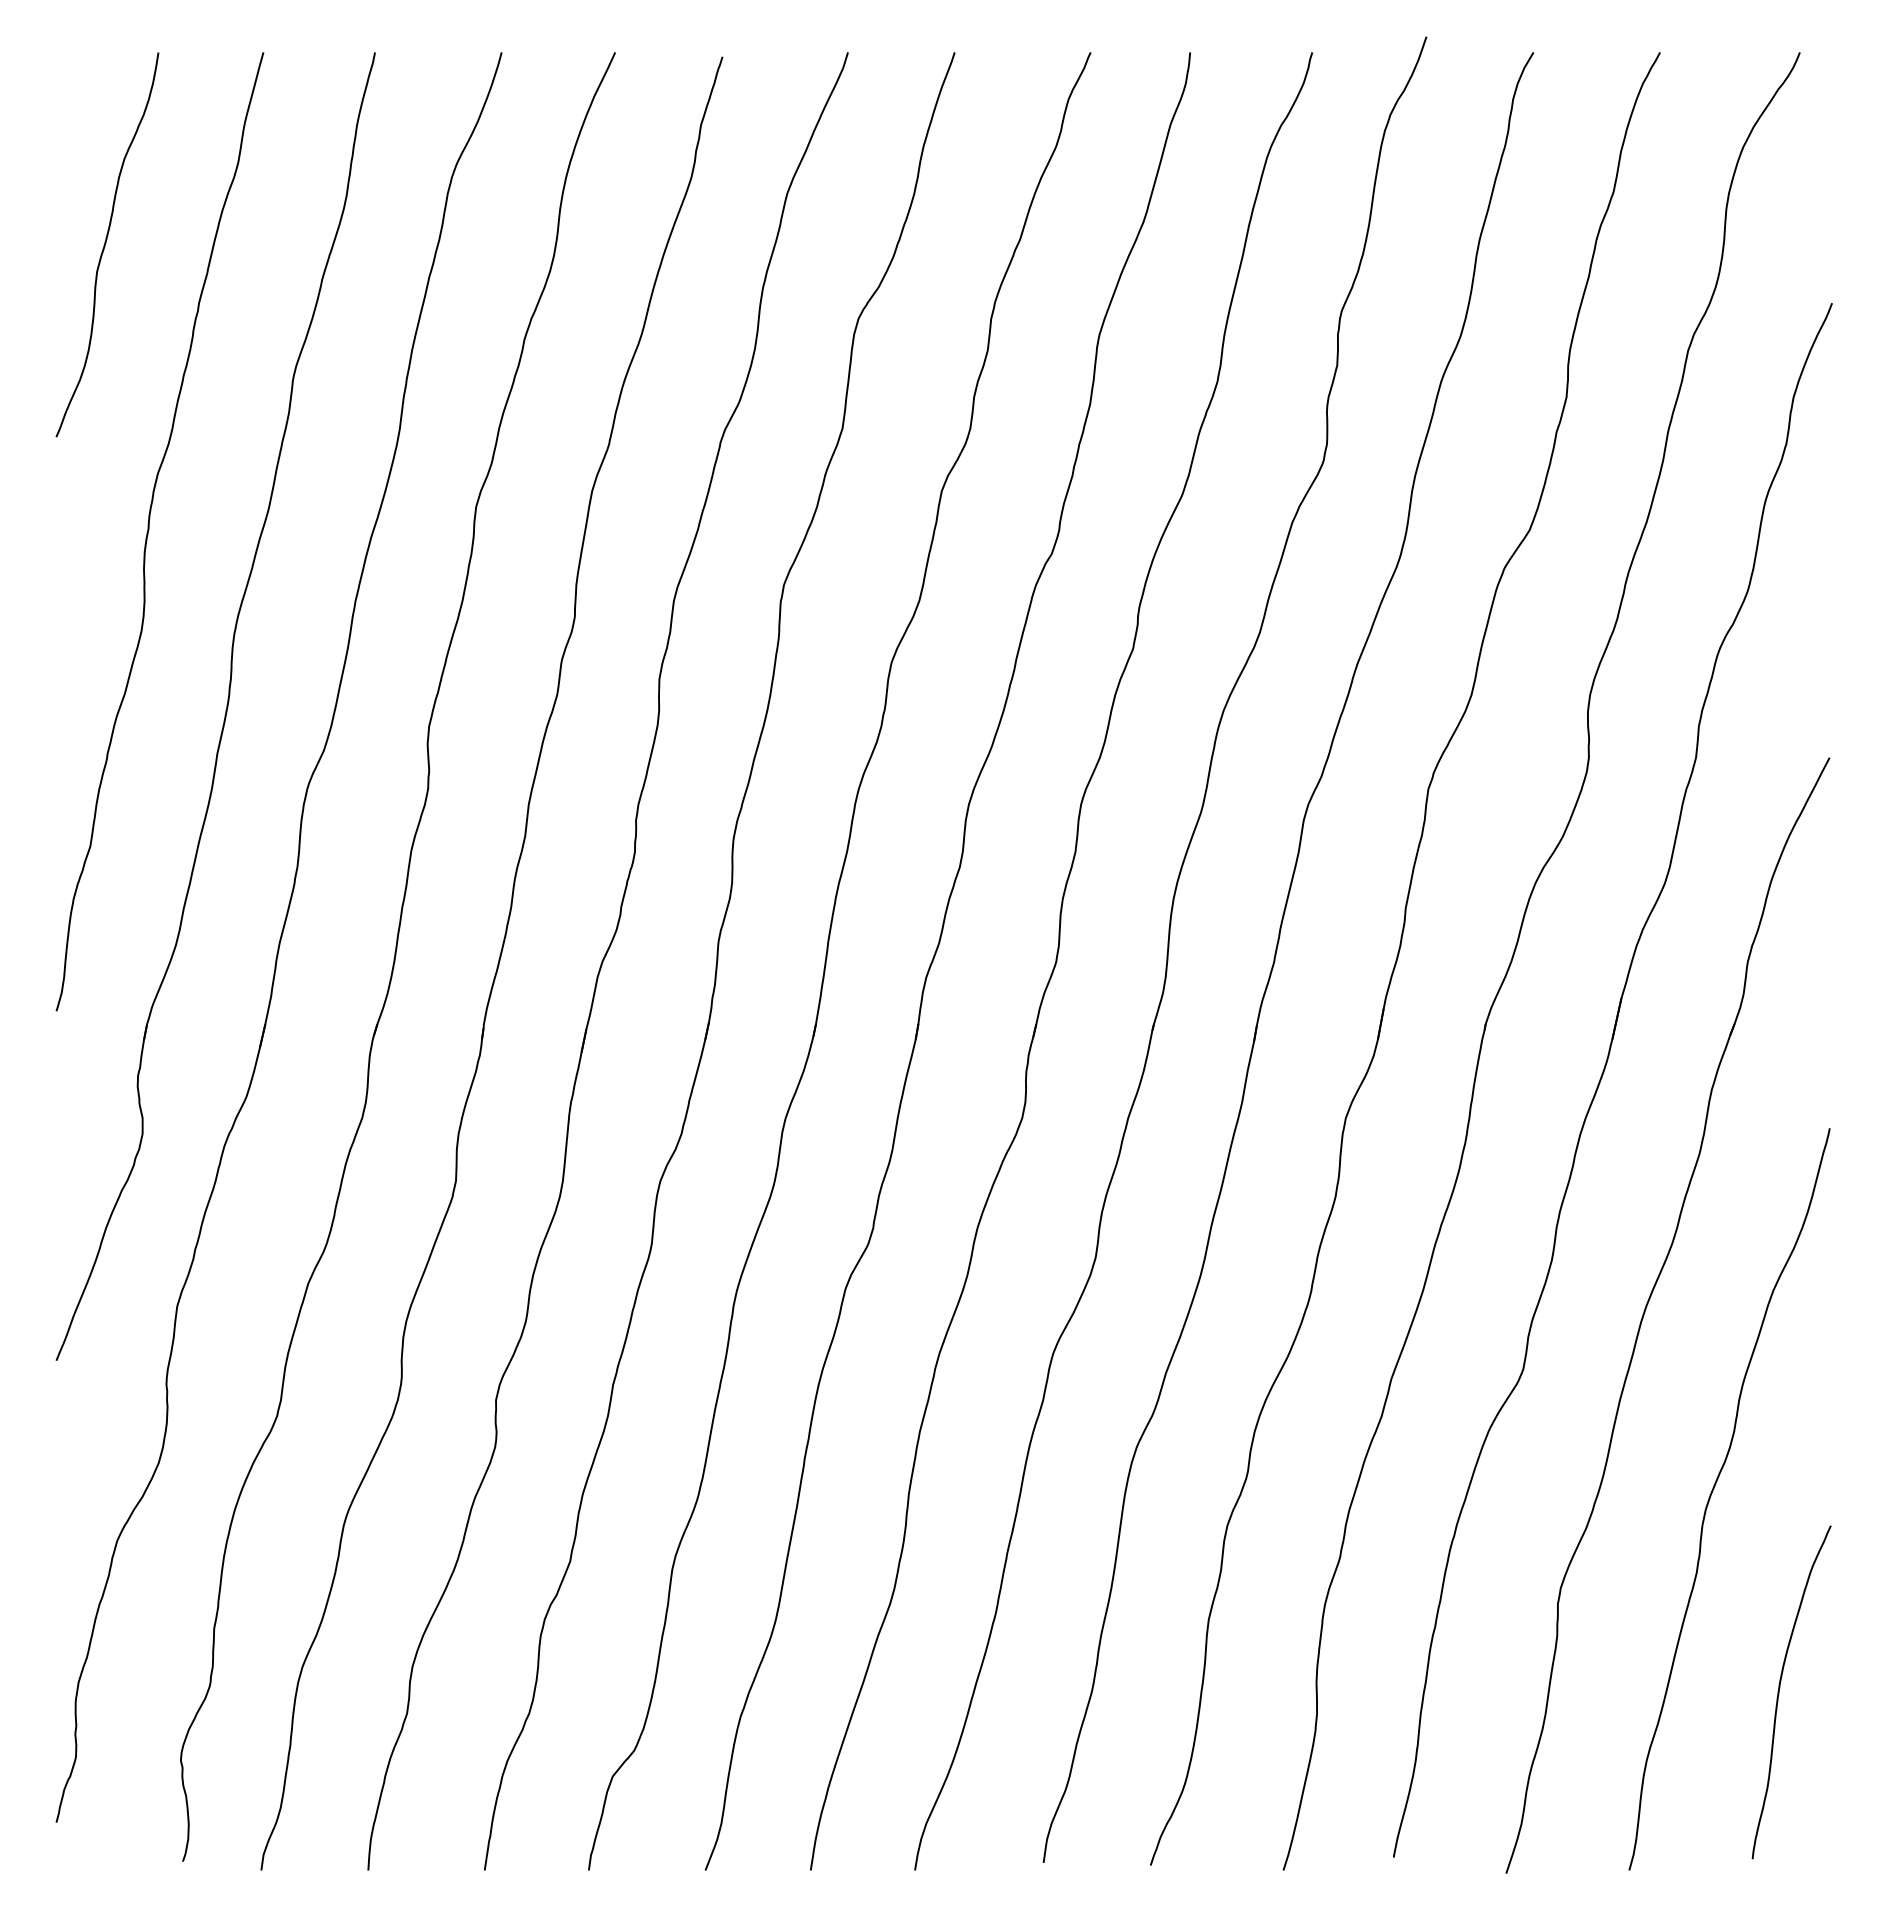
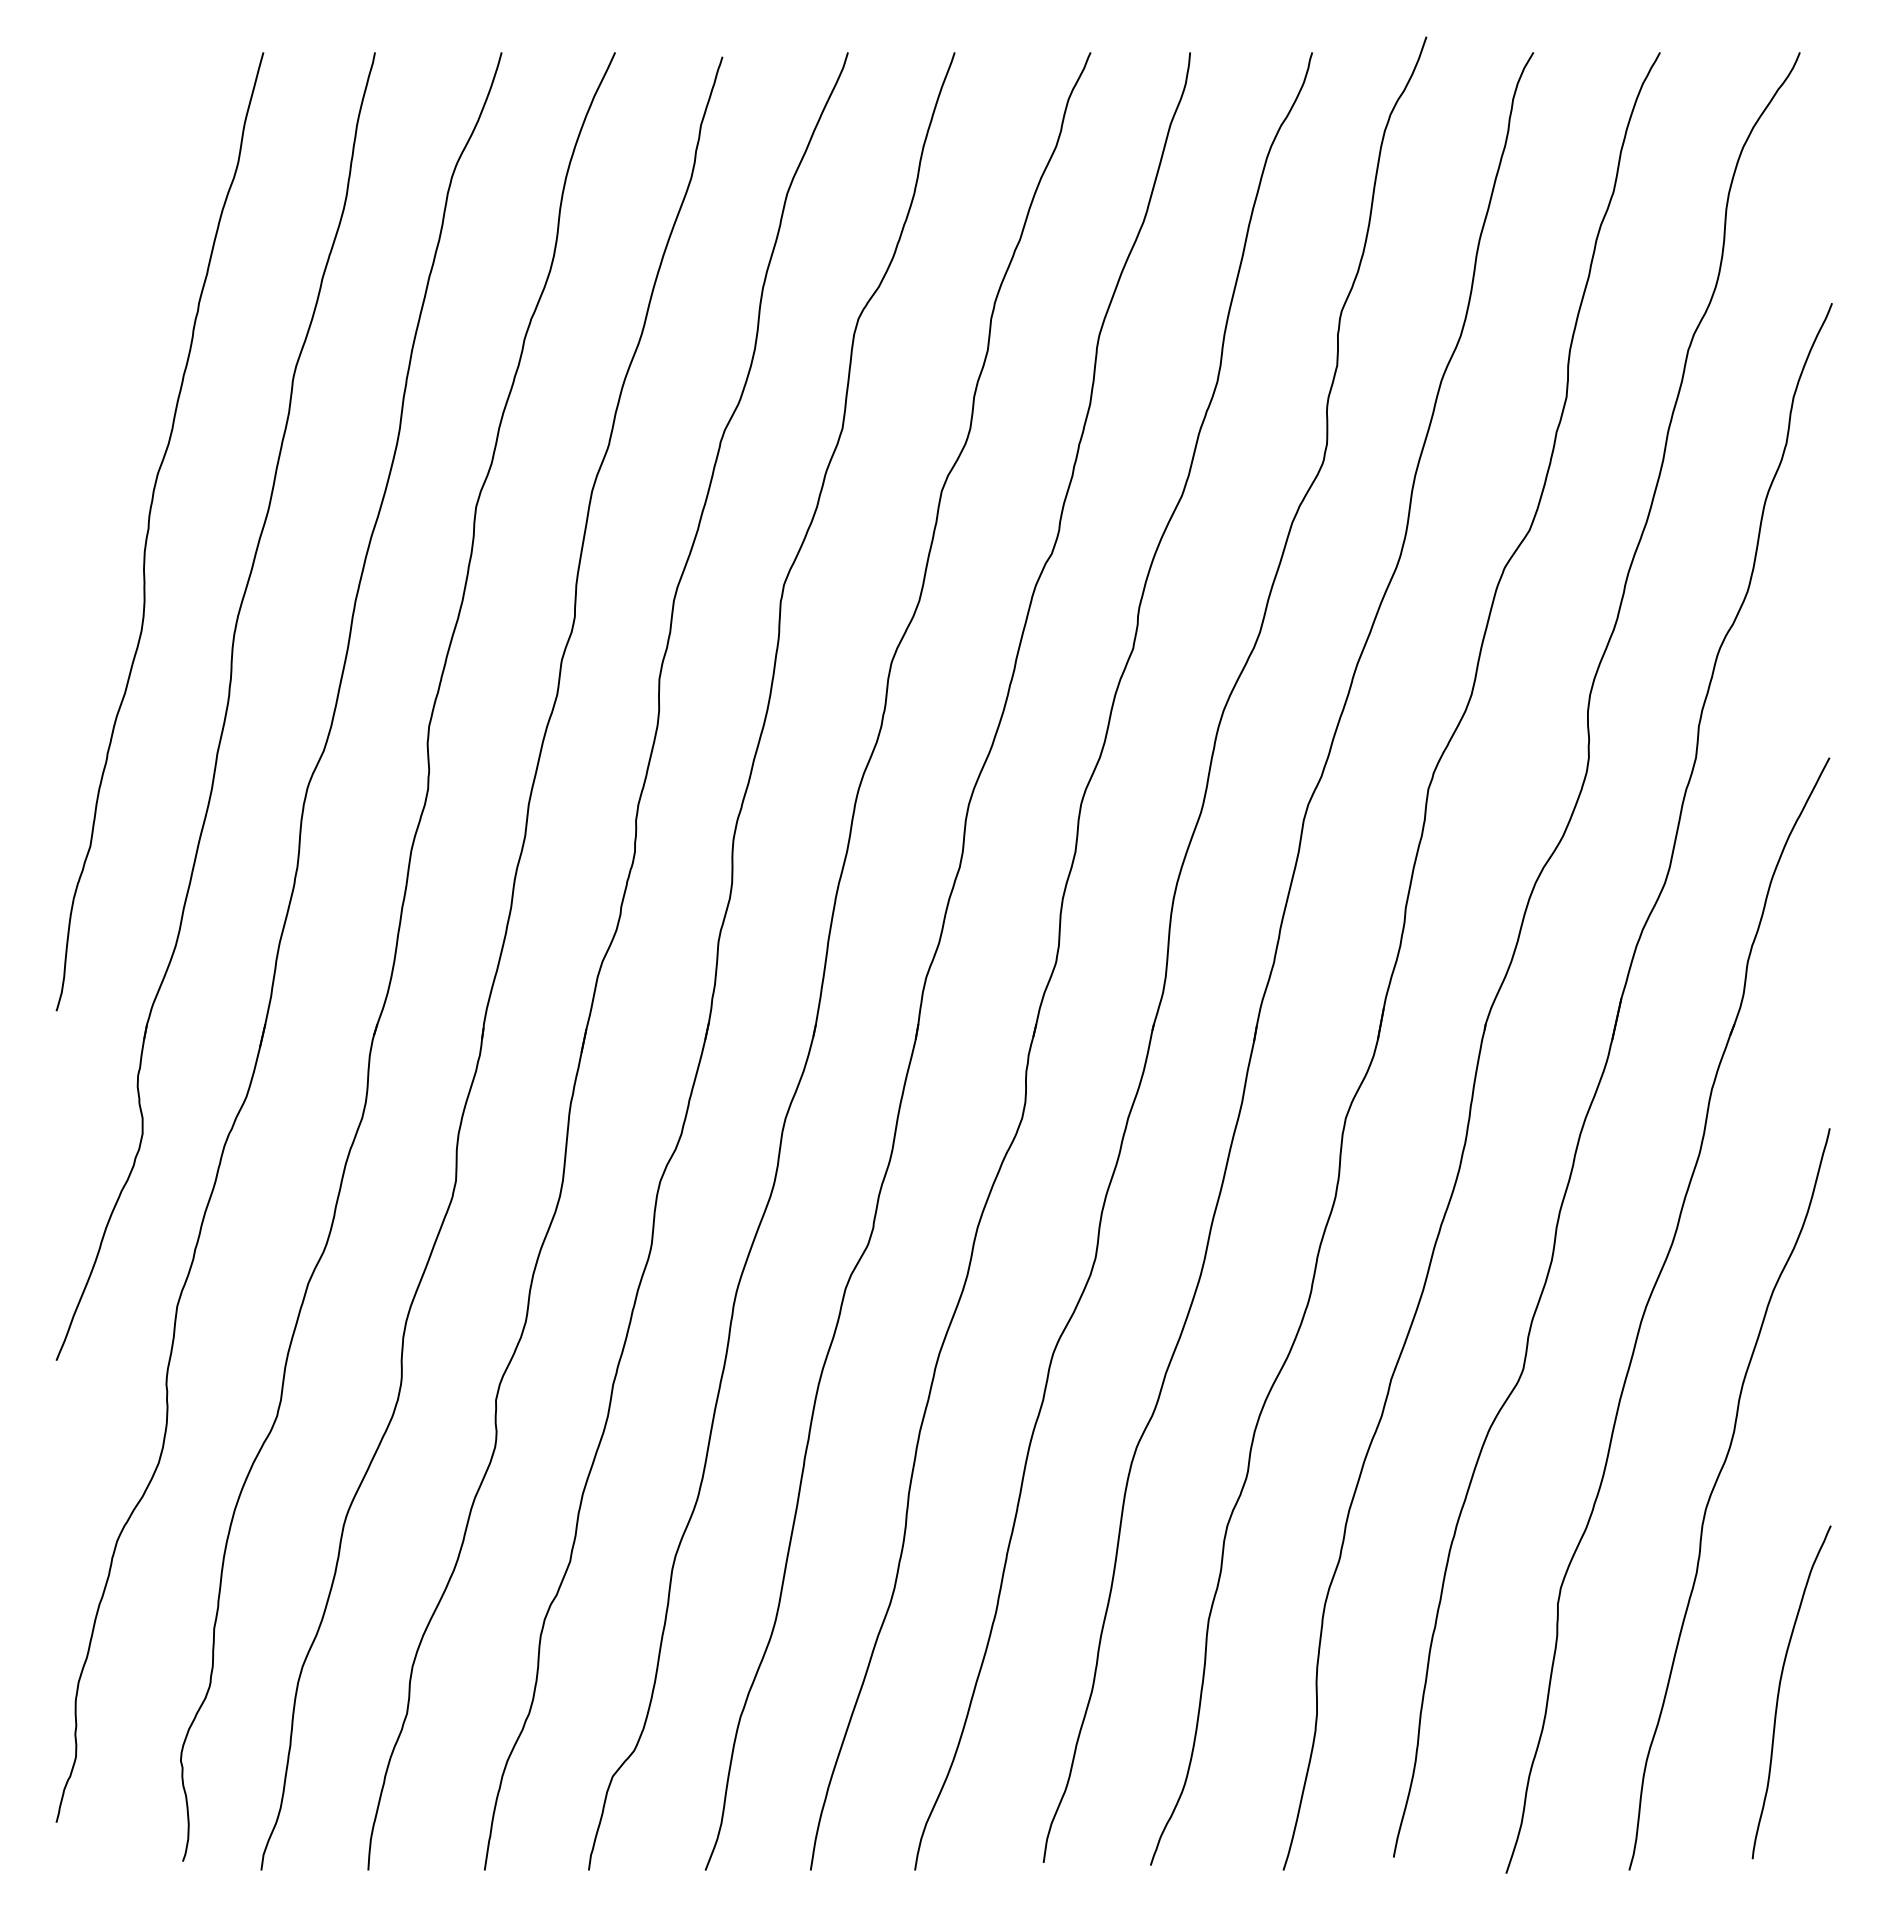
curve: present -> none (106, 243)
